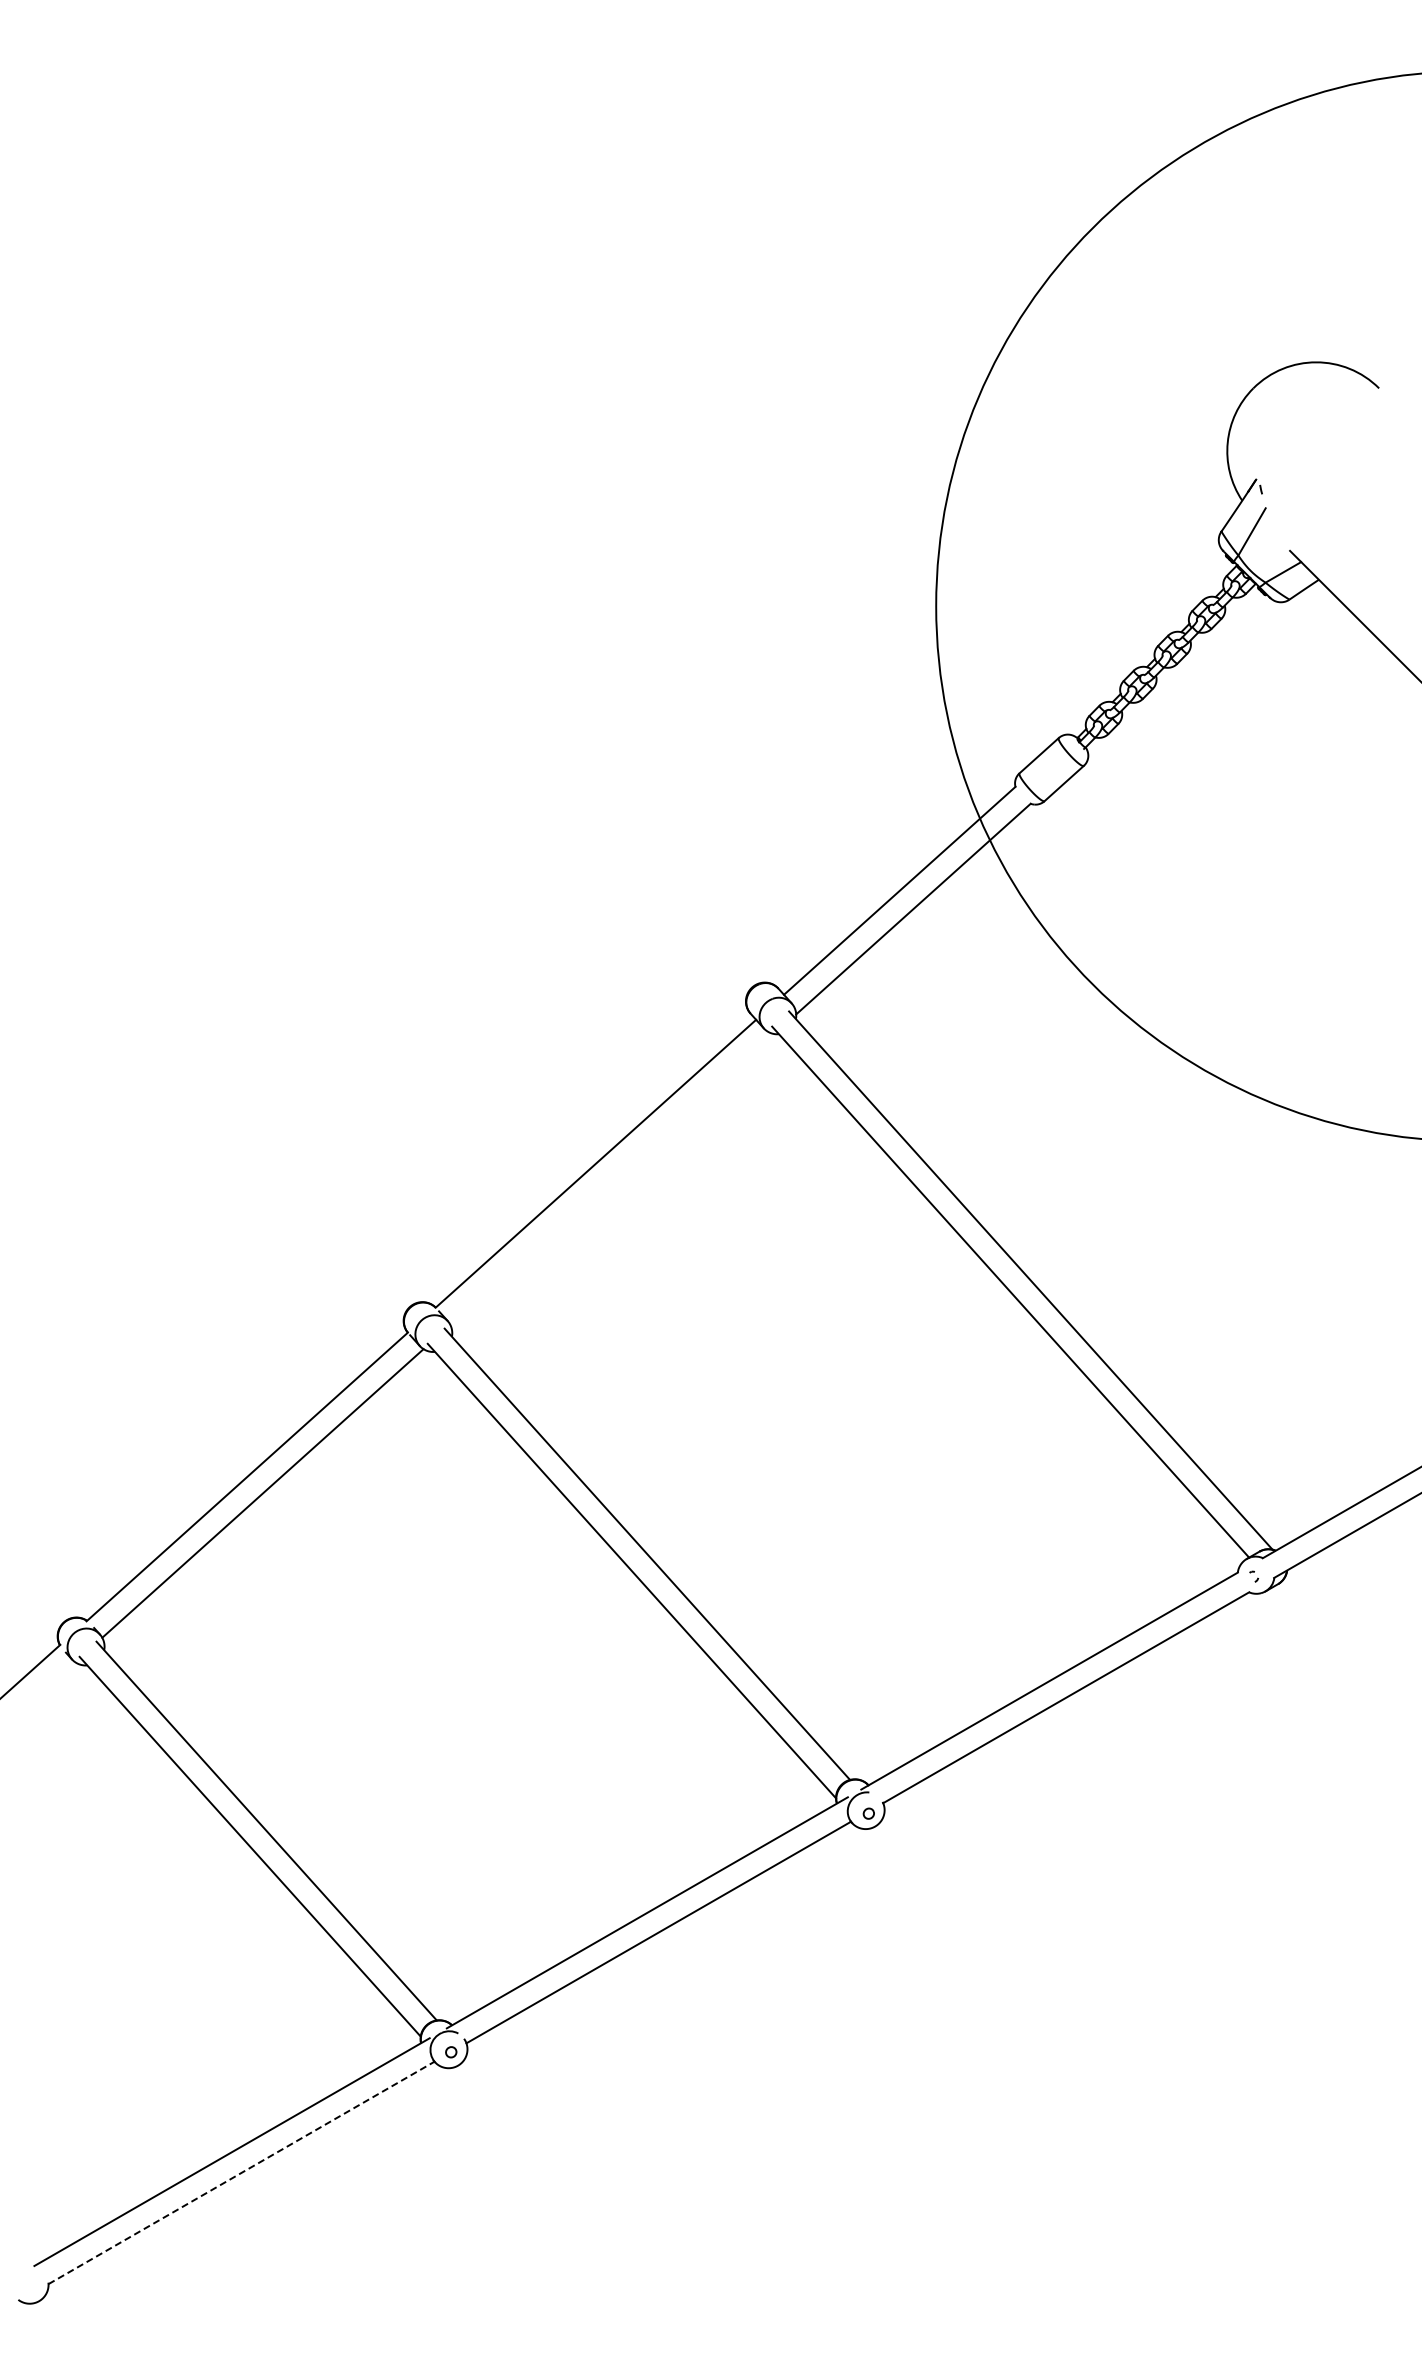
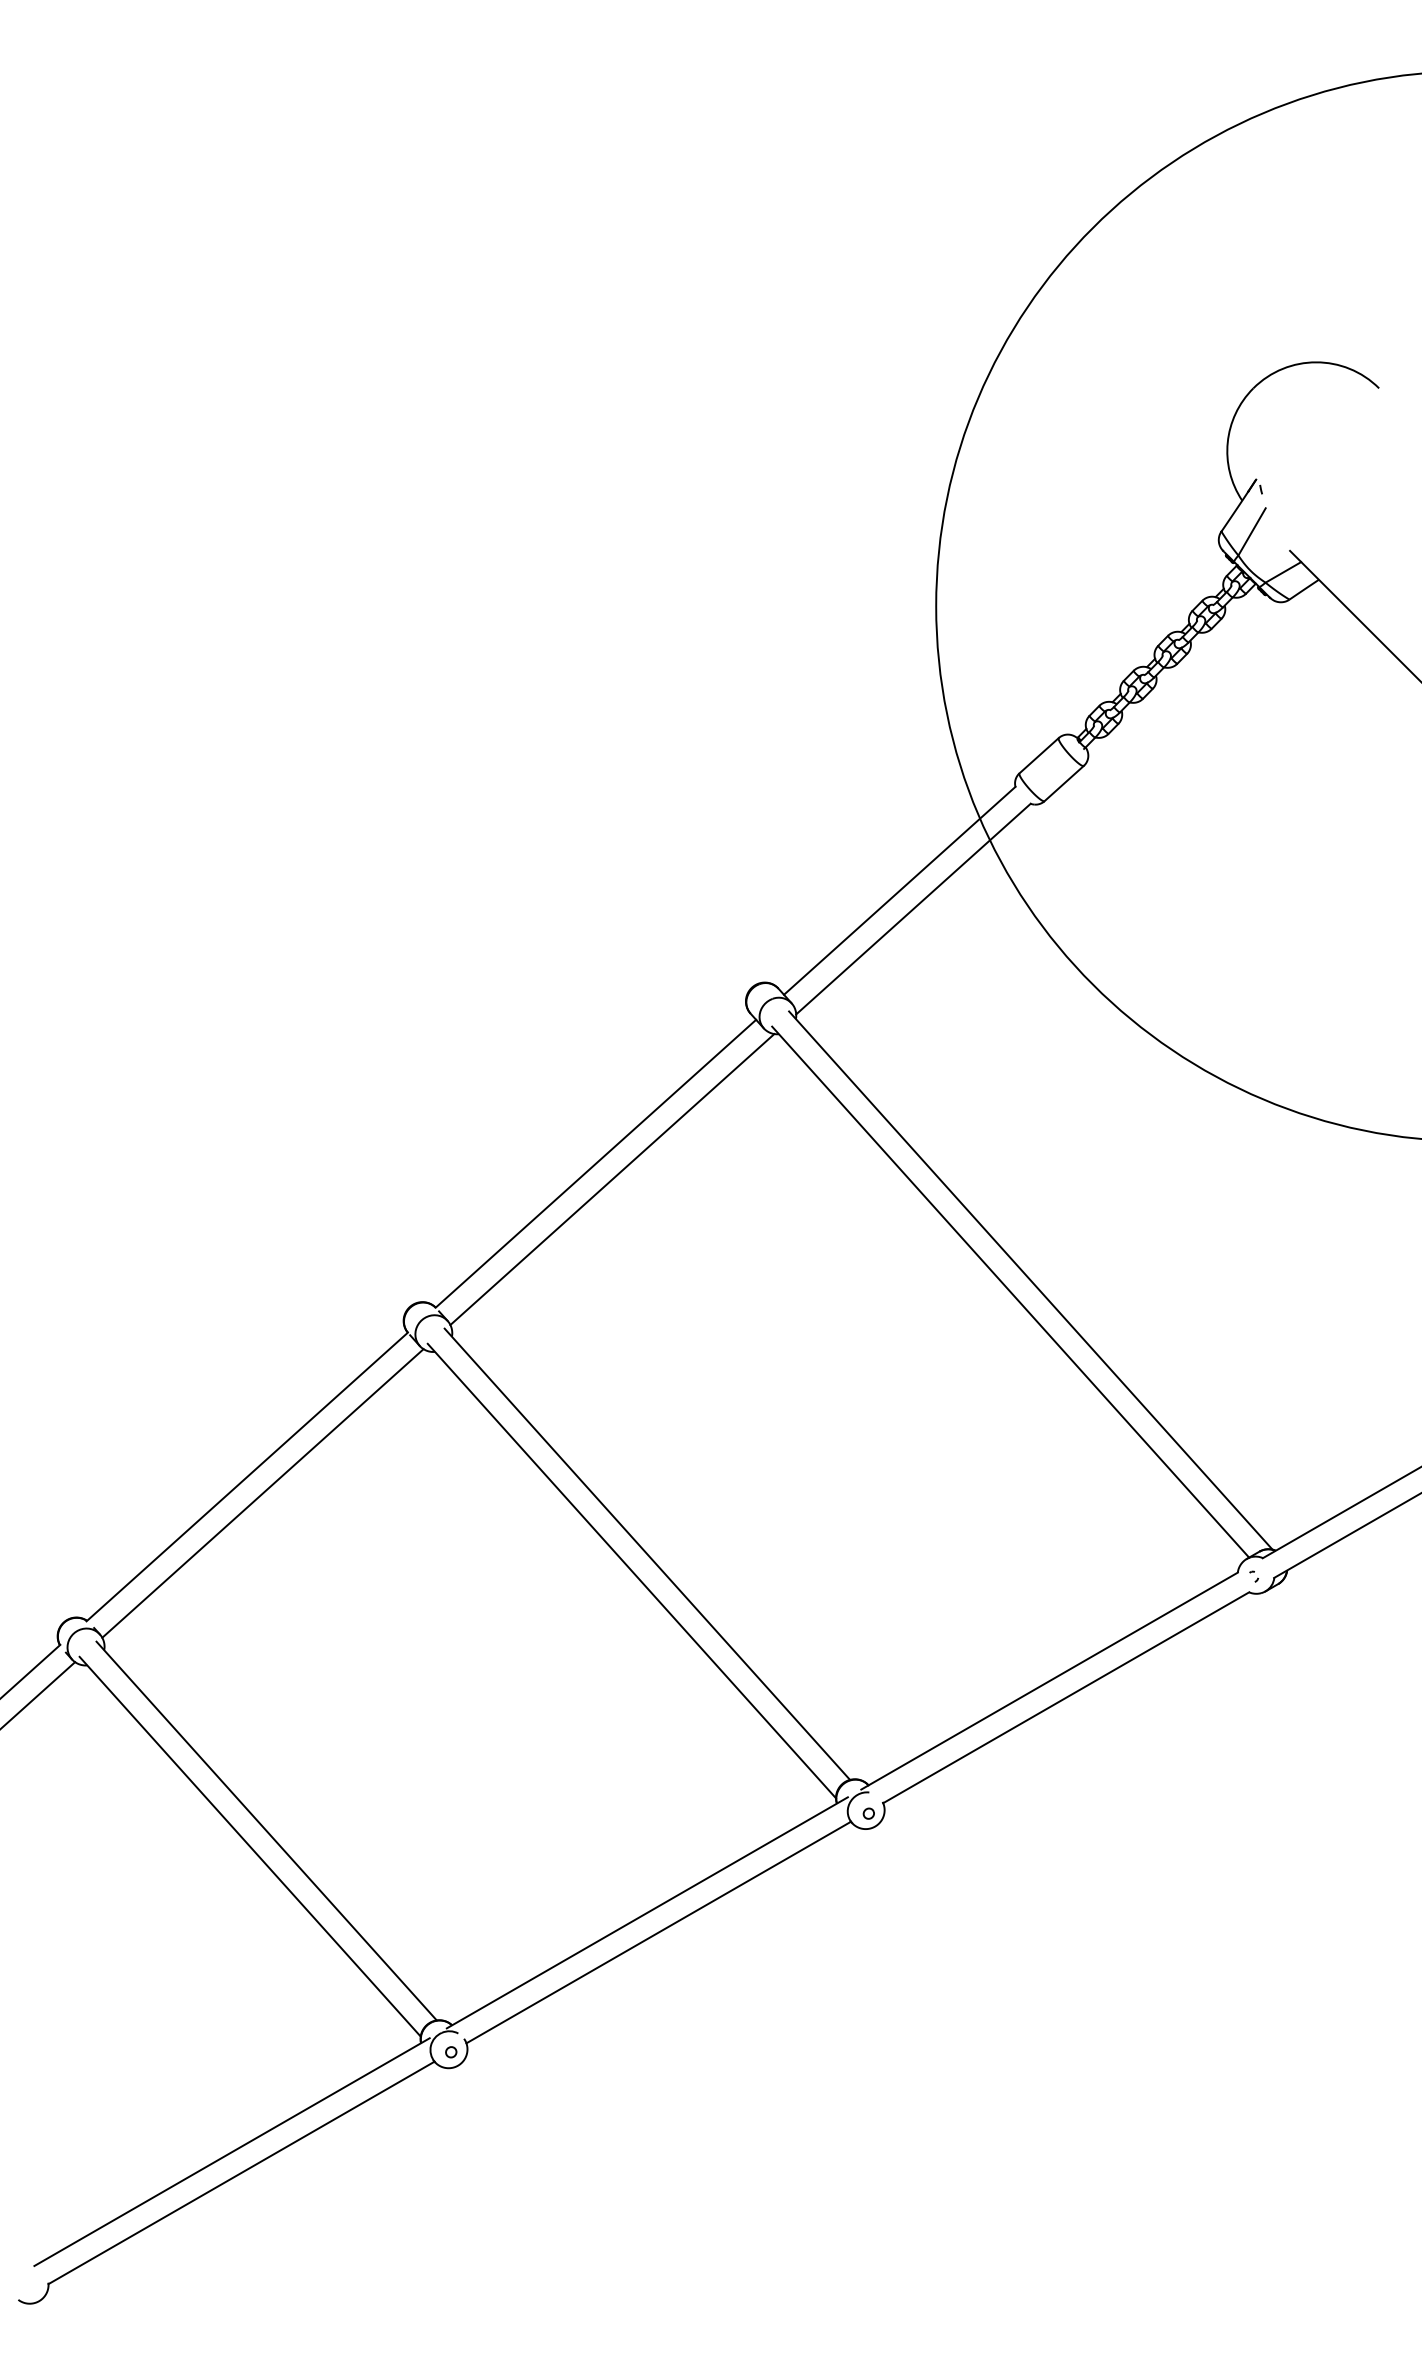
line: none -> present (612, 1179)
line: none -> present (38, 1694)
line: dashed -> solid (241, 2172)
